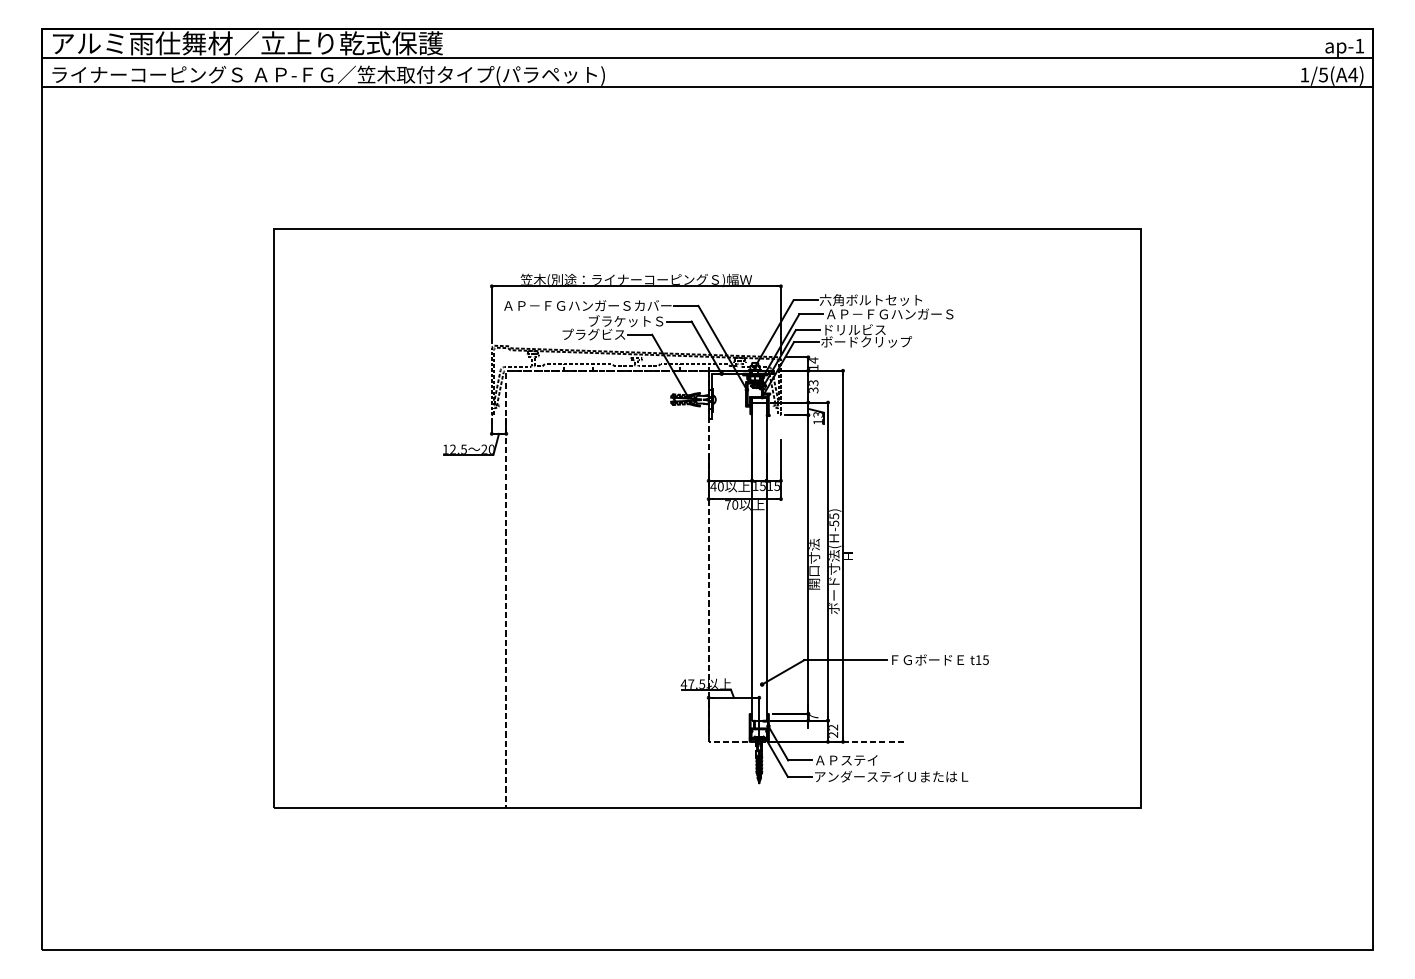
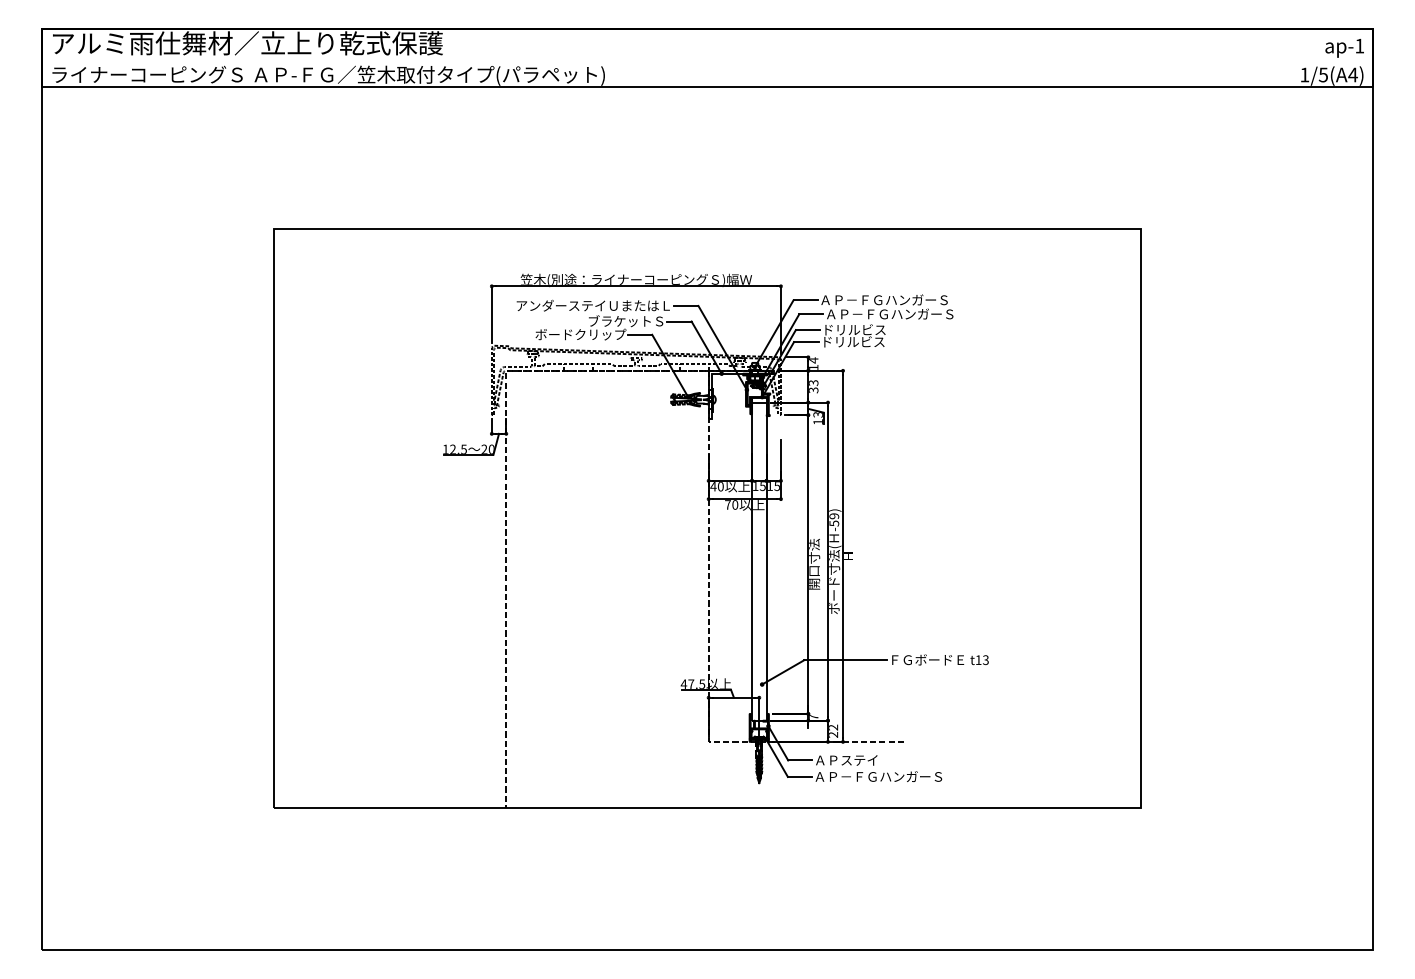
line: present -> none (707, 58)
text: 六角ボルトセット -> ＡＰ－ＦＧハンガーＳ (883, 300)
text: ＡＰ－ＦＧハンガーＳカバー -> アンダーステイＵまたはＬ (587, 305)
text: プラグビス -> ボードクリップ (580, 334)
text: ボードクリップ -> ドリルビス (866, 341)
text: -55) -> -59) (833, 516)
text: t15 -> t13 (985, 659)
text: アンダーステイＵまたはＬ -> ＡＰ－ＦＧハンガーＳ (891, 776)
